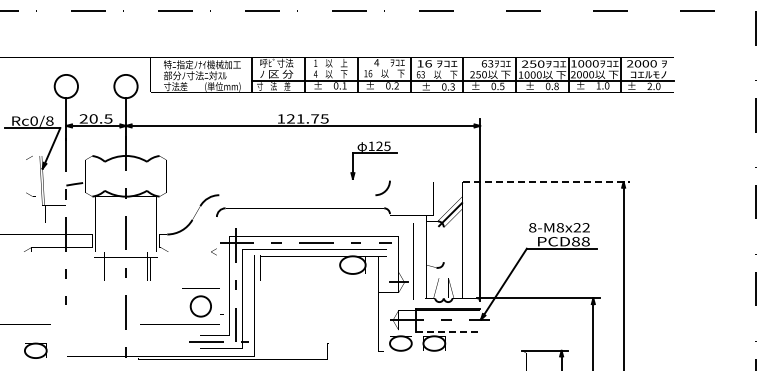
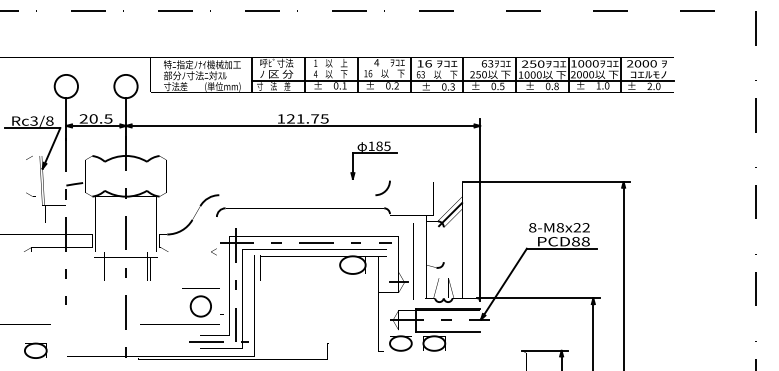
text: Rc0/8 -> Rc3/8 (33, 120)
text: 125 -> 185 (379, 146)
line: dashed -> solid (546, 182)
line: dashed -> solid (448, 331)
